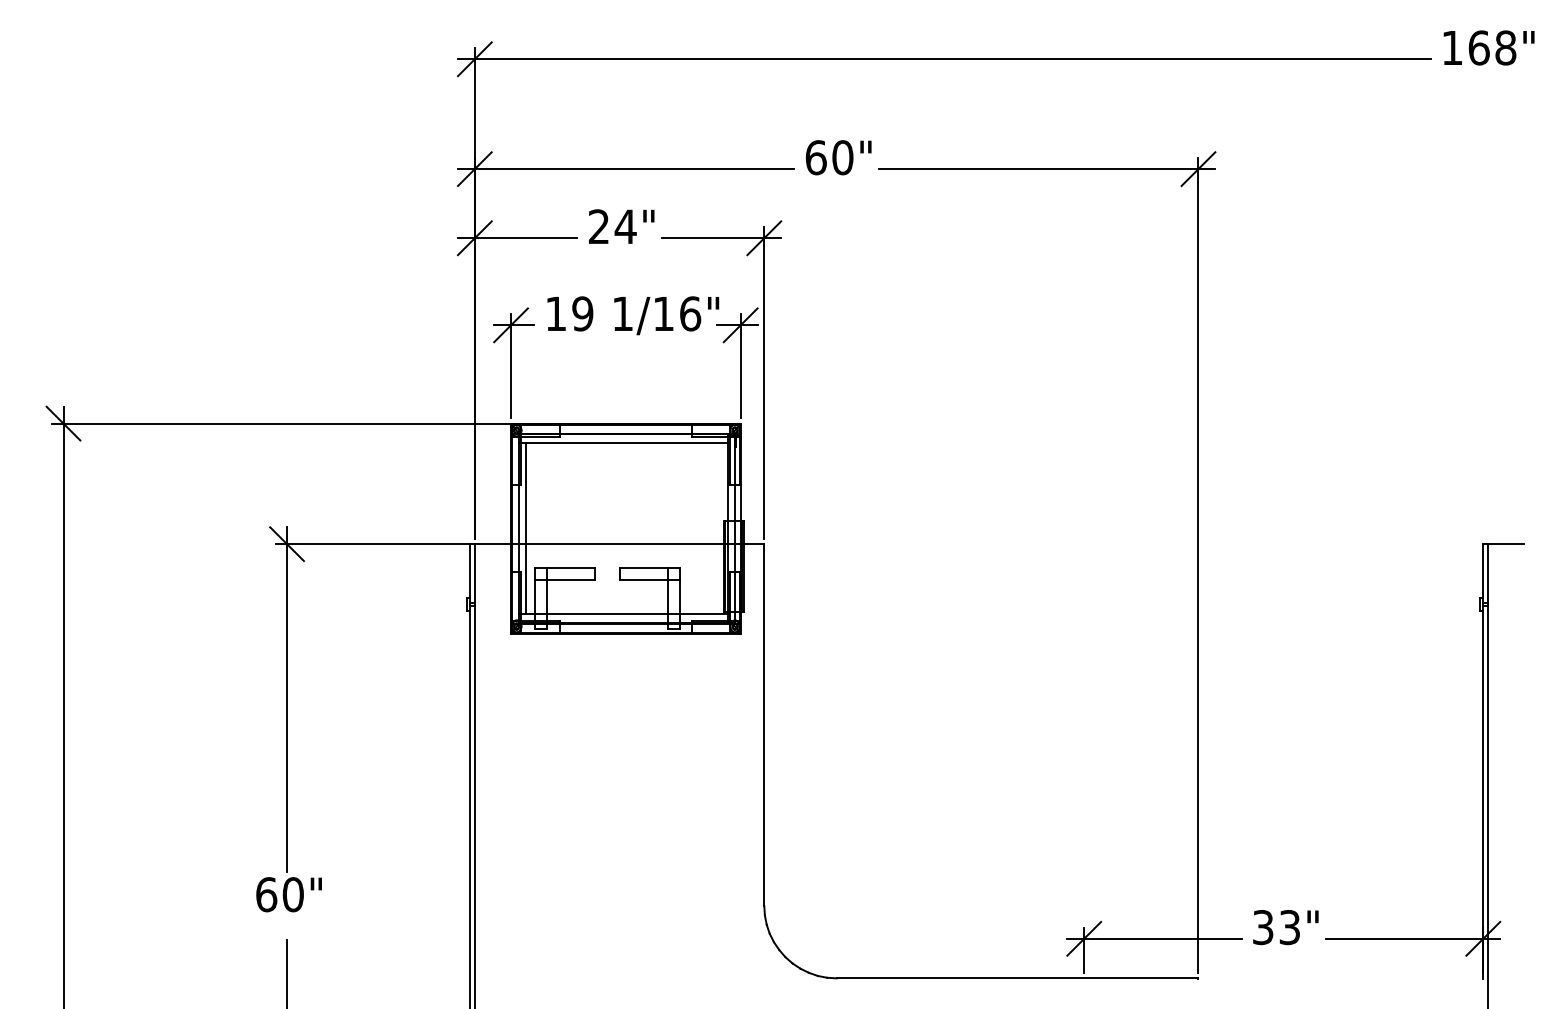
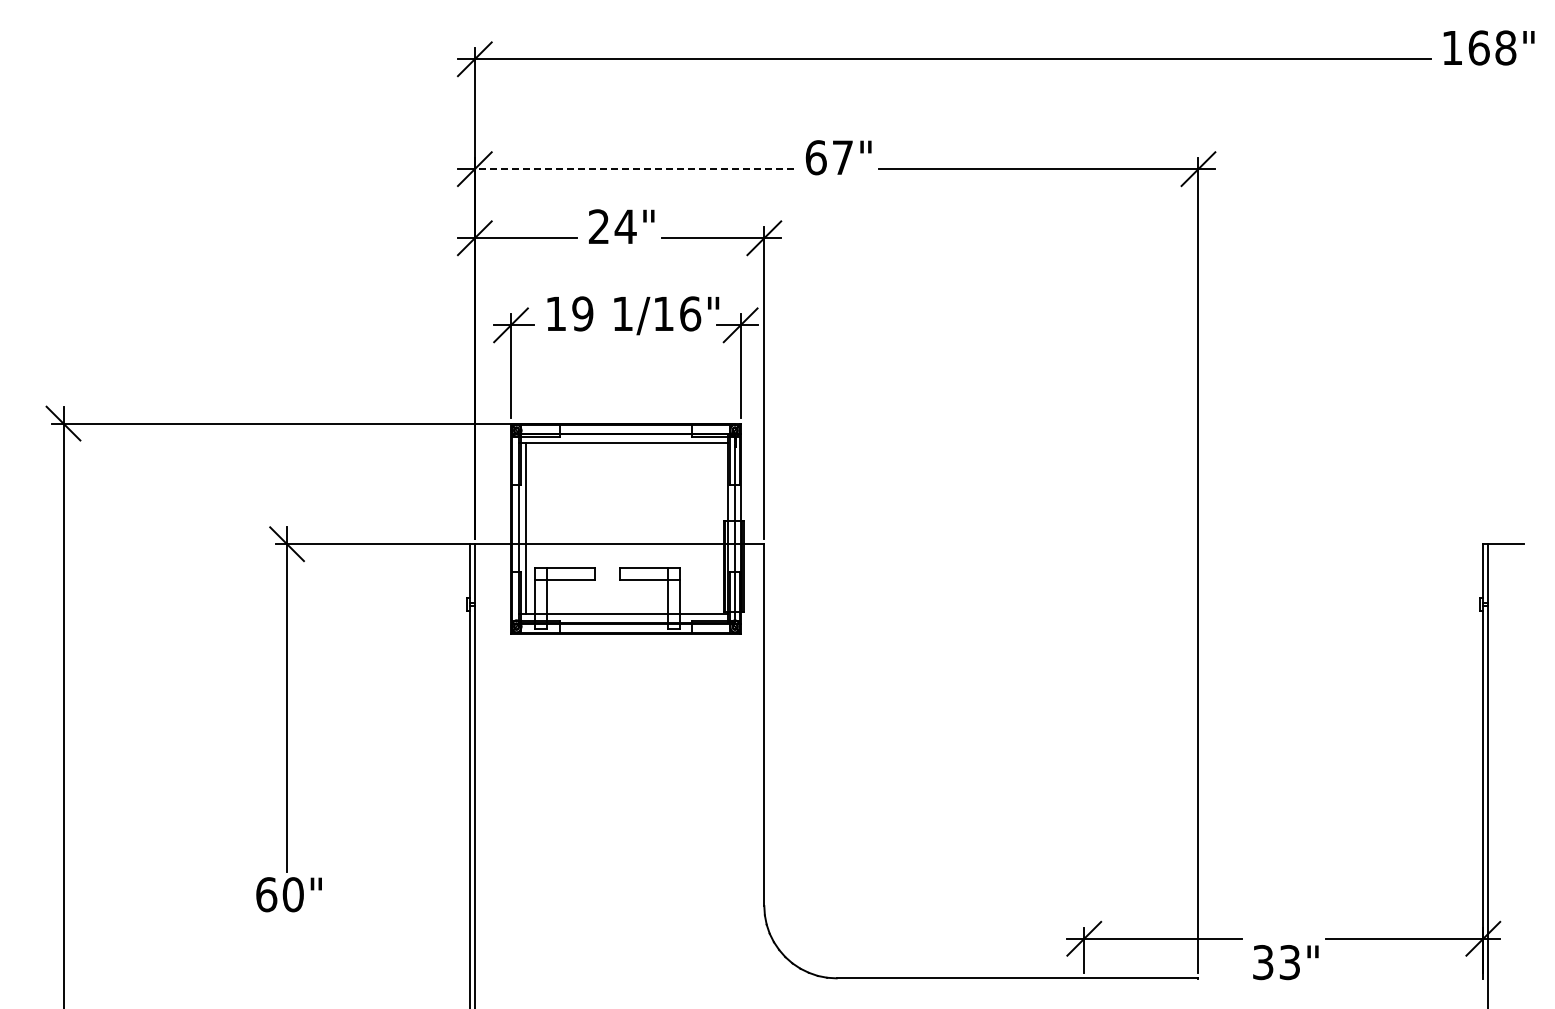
text: 60" -> 67" (842, 157)
line: solid -> dashed (634, 169)
text position: (1285, 927) -> (1285, 962) (1285, 962)
line: present -> none (287, 972)
